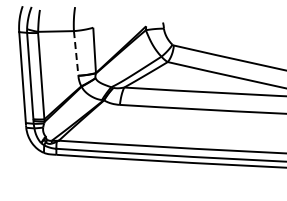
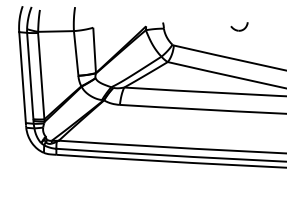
part: none -> present (239, 26)
line: dashed -> solid (76, 53)
